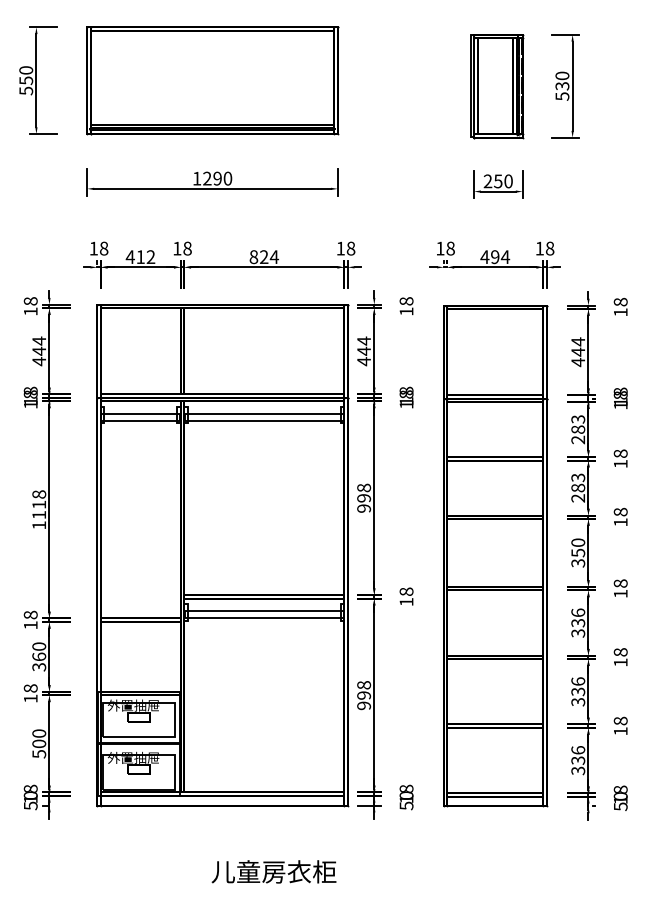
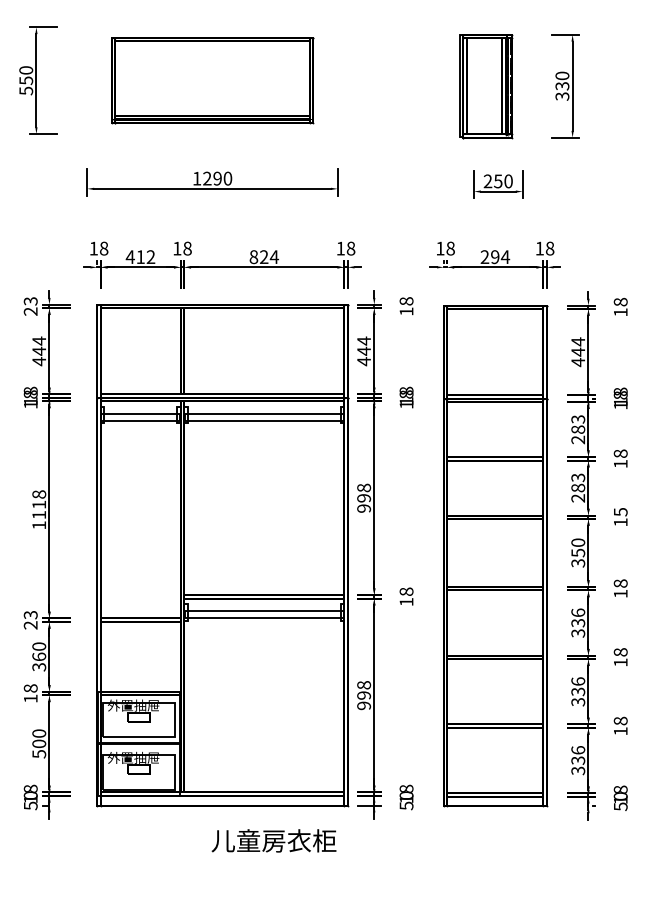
part size: 254x110 px -> 204x88 px (212, 80)
part position: (497, 86) -> (486, 86) (486, 86)
text: 530 -> 330 (561, 96)
text: 494 -> 294 (484, 256)
text: 18 -> 23 (30, 306)
text: 18 -> 15 (620, 511)
text: 18 -> 23 (30, 619)
text position: (273, 871) -> (273, 840) (273, 840)
